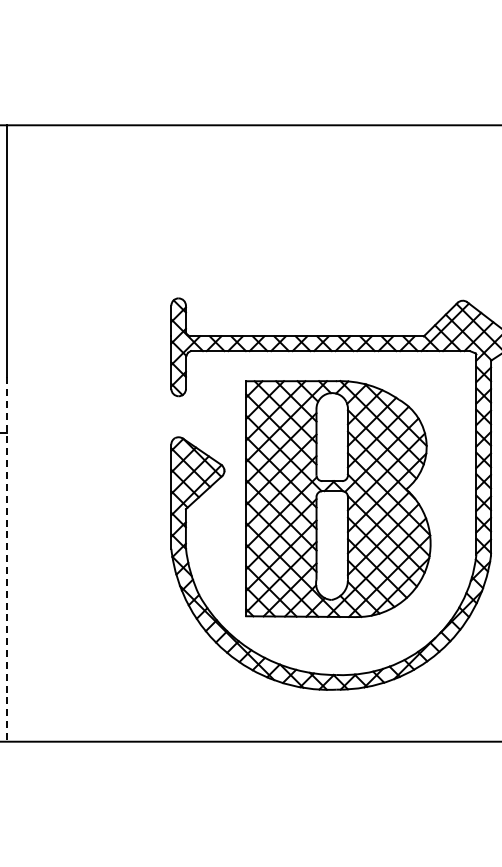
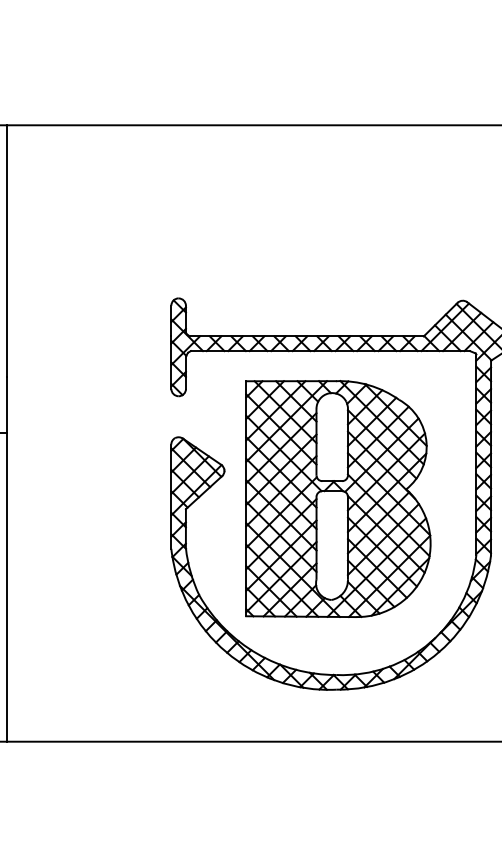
line: dashed -> solid (6, 559)
